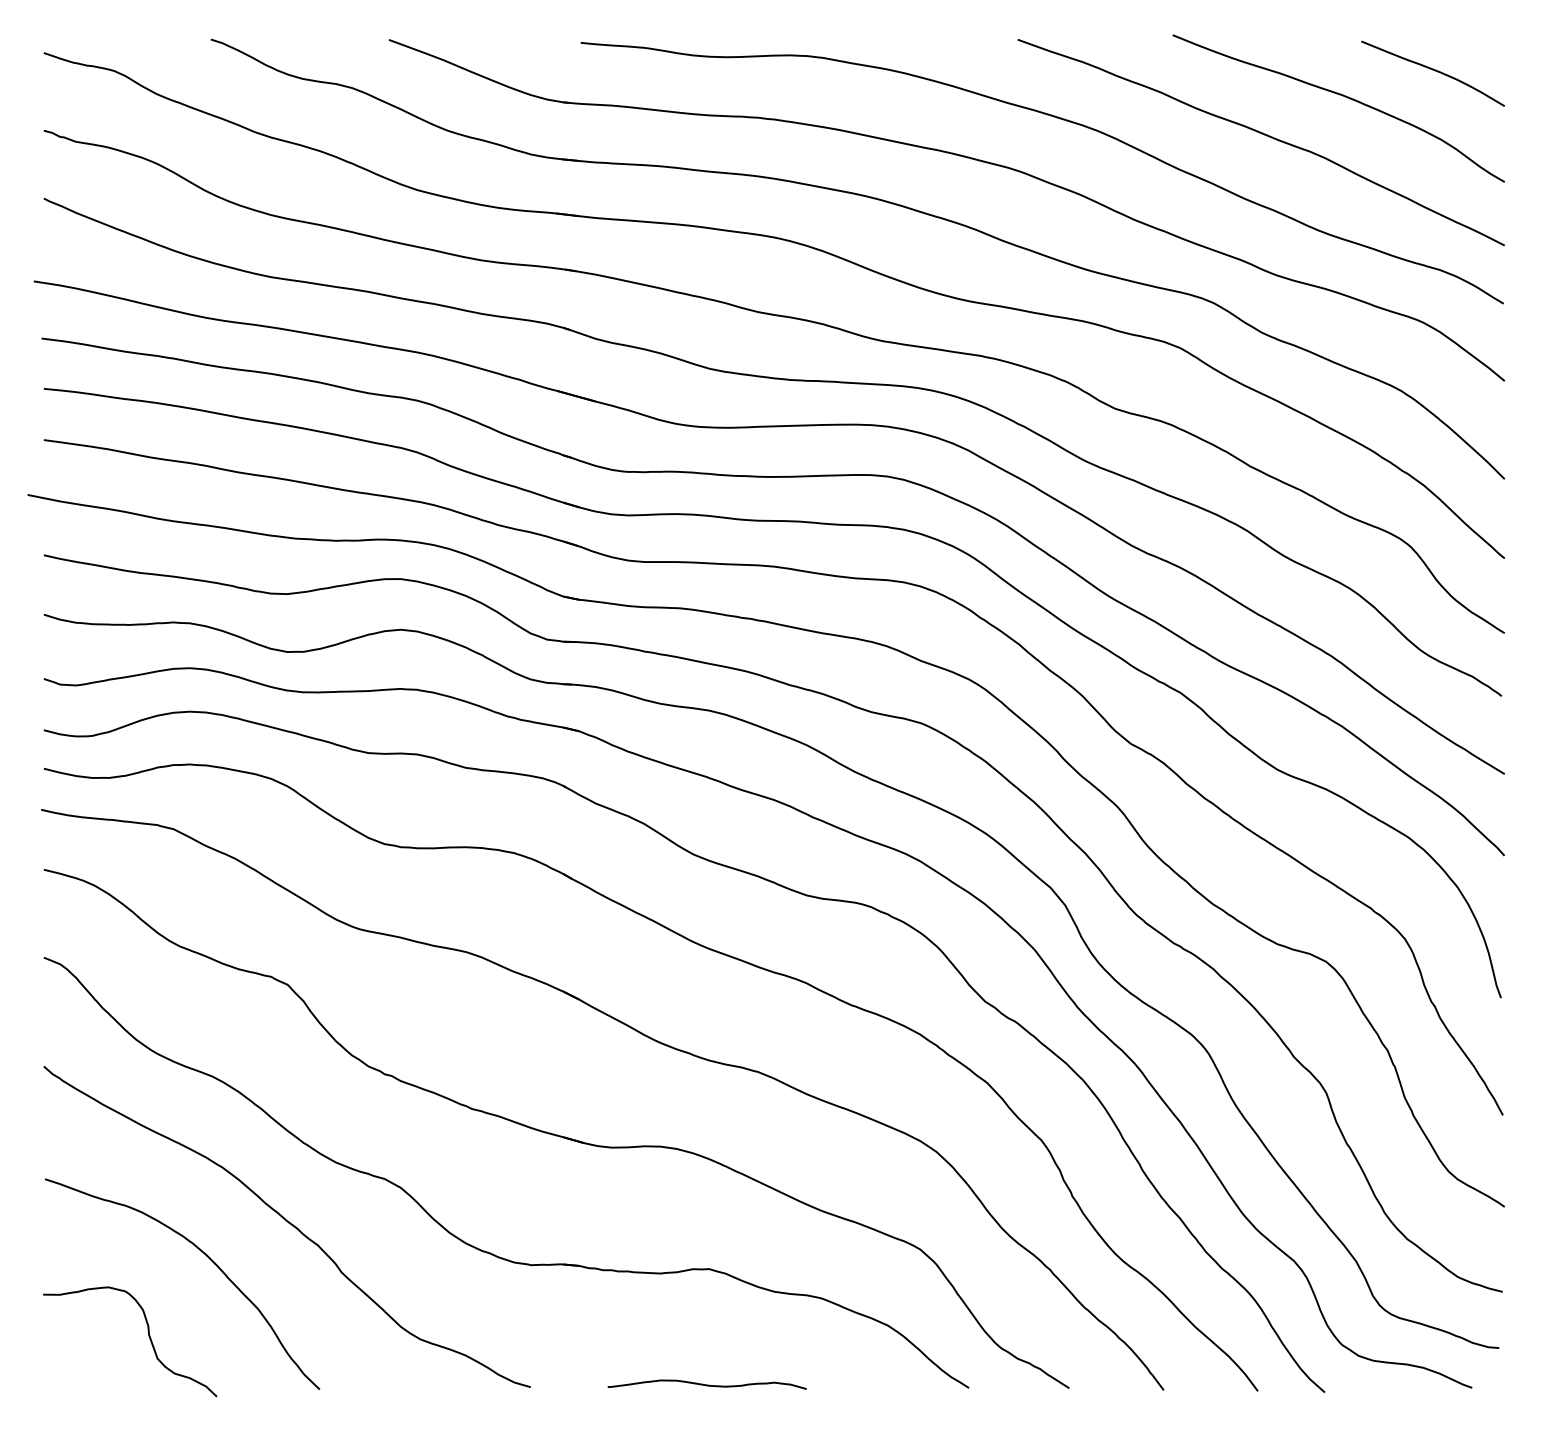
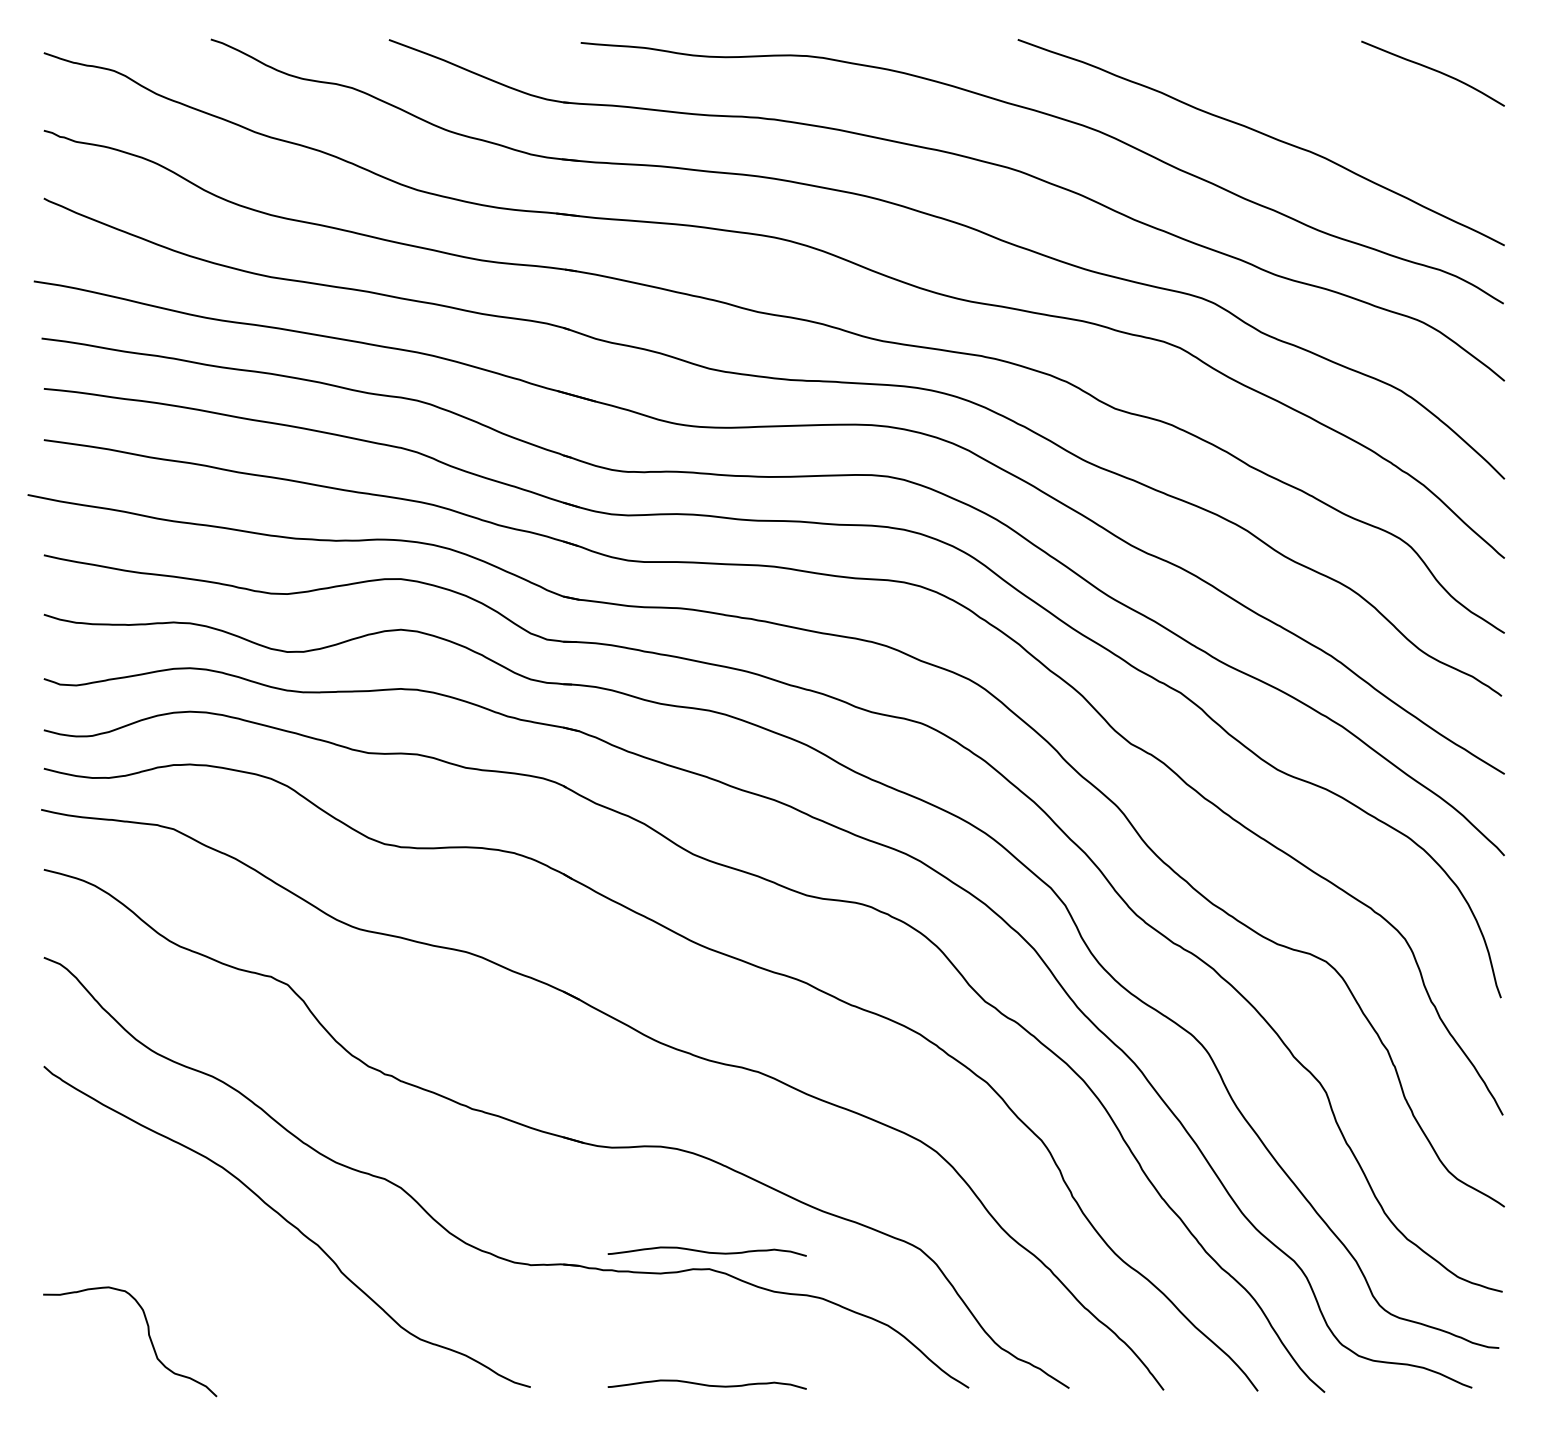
curve: present -> none (1342, 96)
curve: none -> present (706, 1251)
curve: present -> none (207, 1257)
